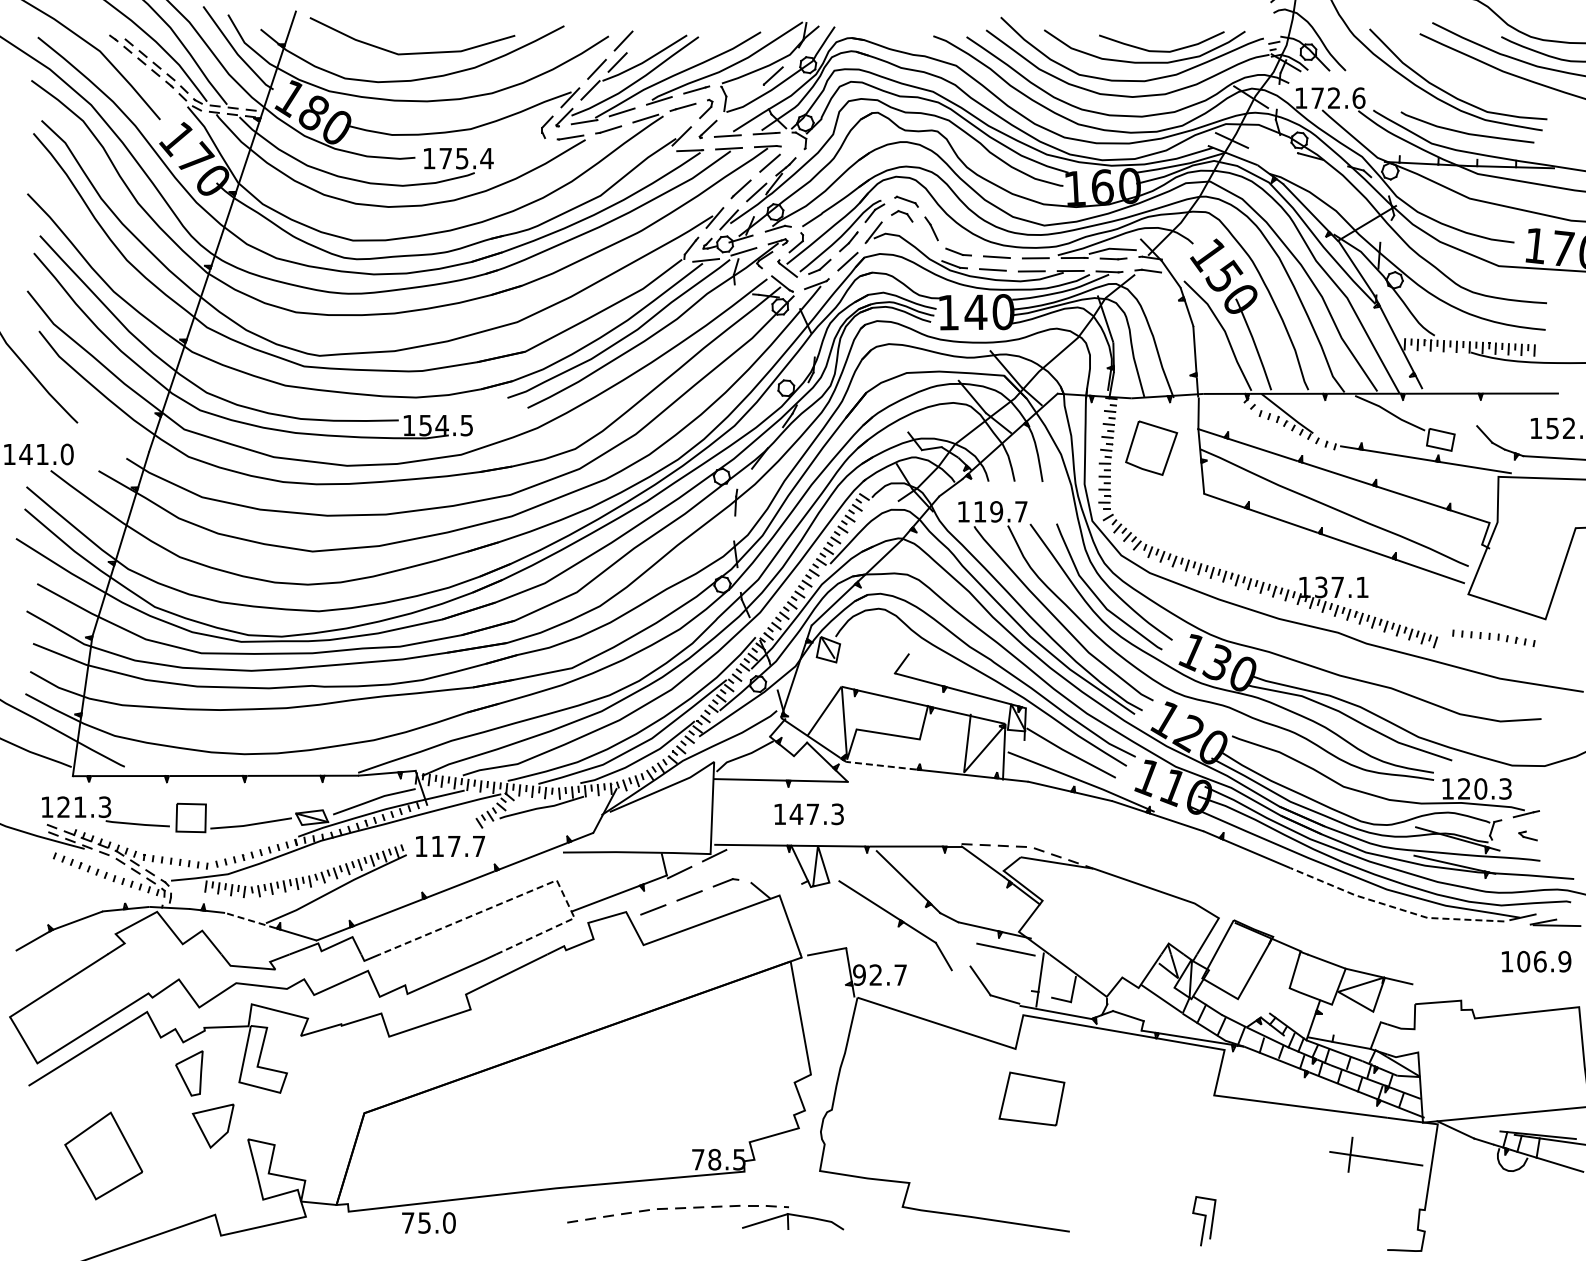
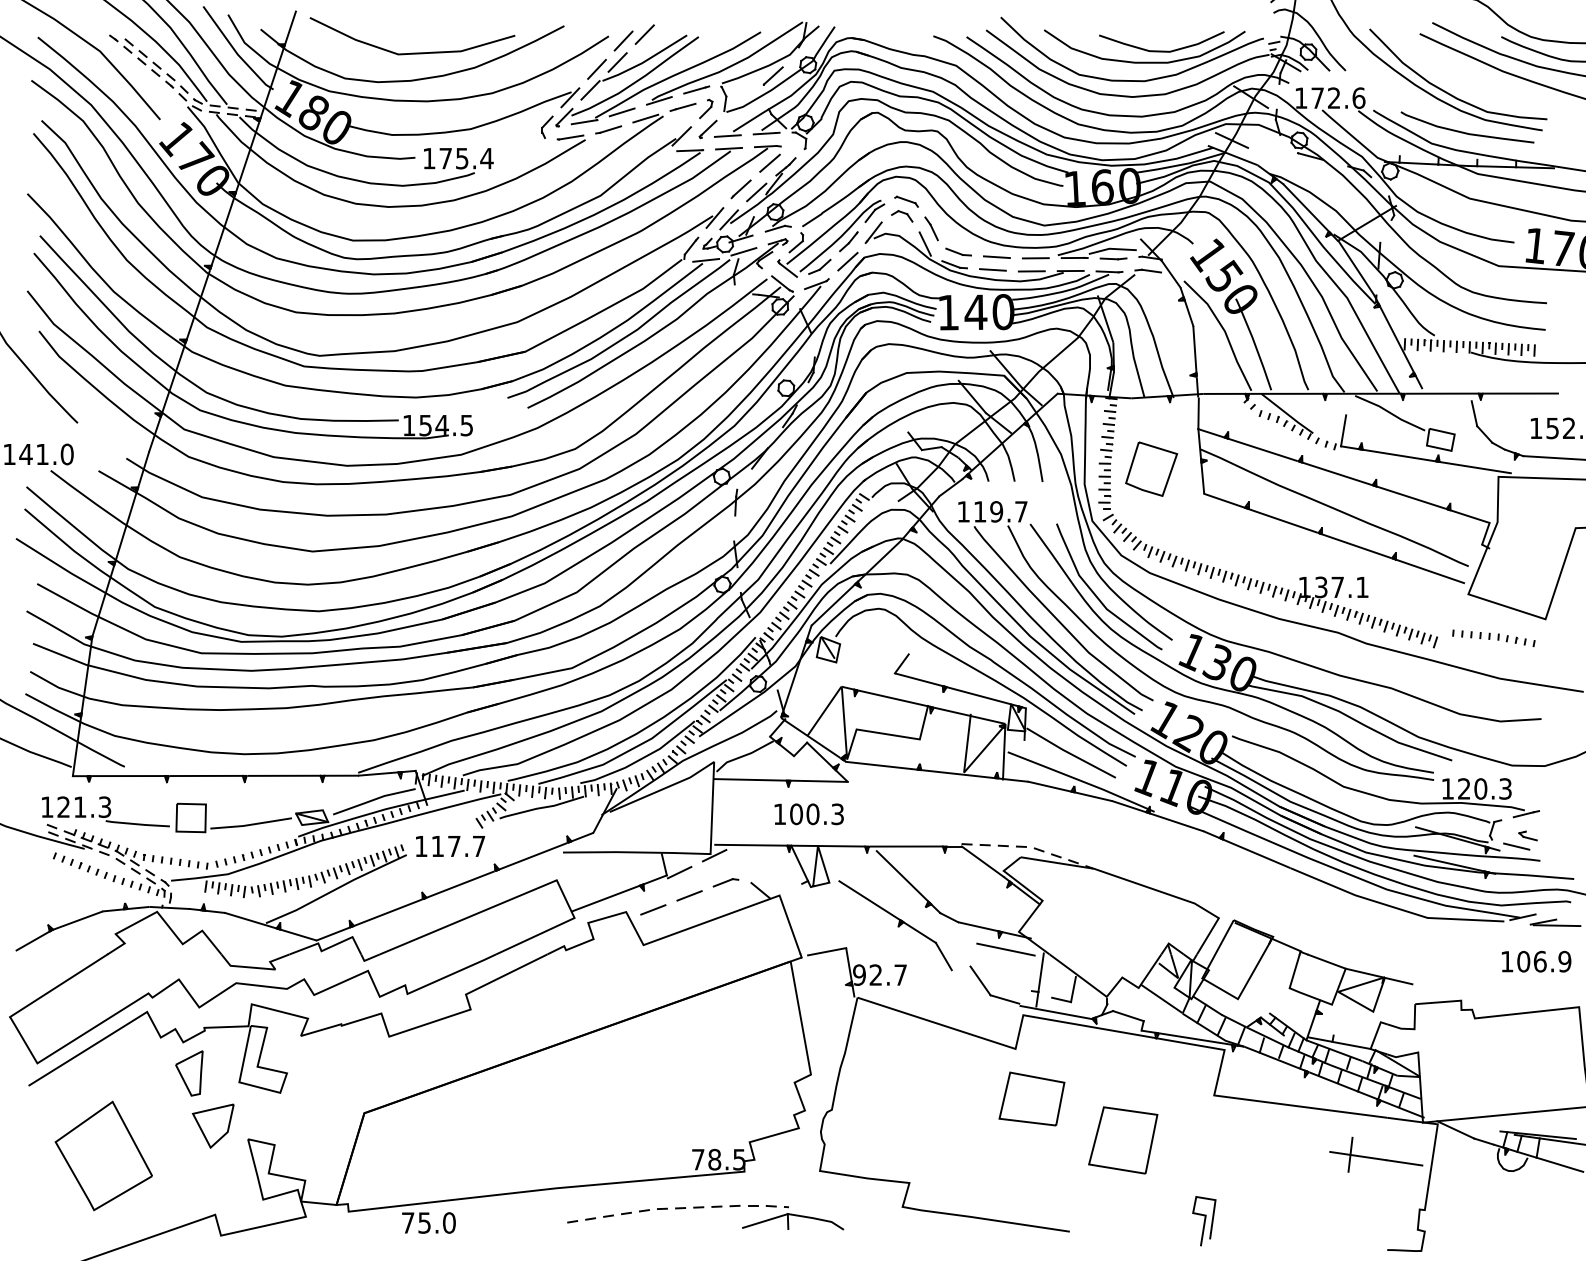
line: none -> present (644, 34)
line: none -> present (924, 243)
line: none -> present (1474, 413)
line: none -> present (1343, 430)
part position: (1151, 447) -> (1151, 468) (1151, 468)
line: dashed -> solid (880, 765)
text: 147.3 -> 100.3 (804, 814)
line: none -> present (1516, 846)
line: dashed -> solid (528, 892)
line: dashed -> solid (1394, 907)
line: dashed -> solid (250, 920)
part: none -> present (1123, 1140)
part size: 80x90 px -> 99x112 px (103, 1155)
